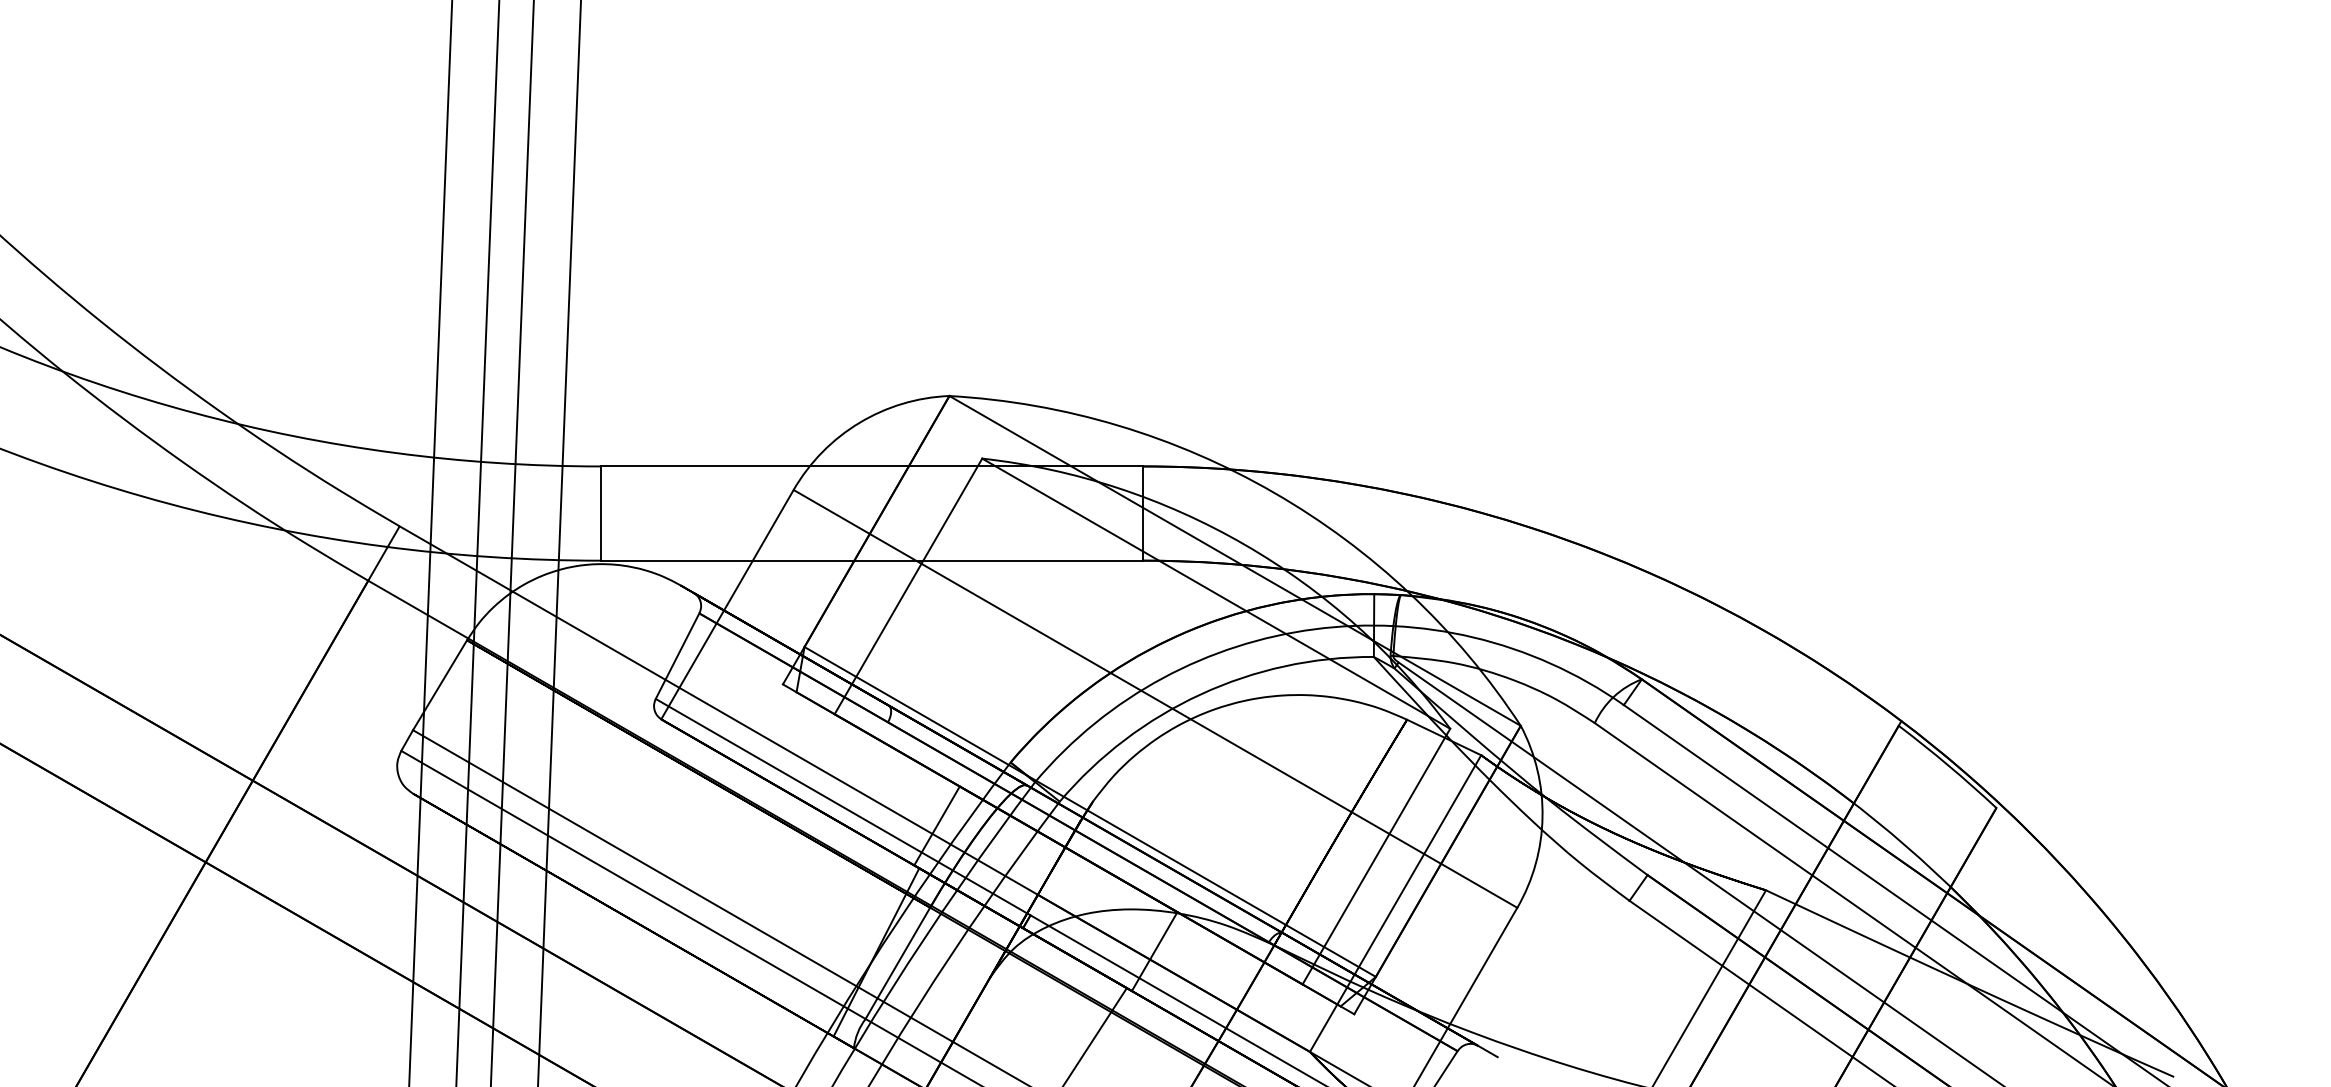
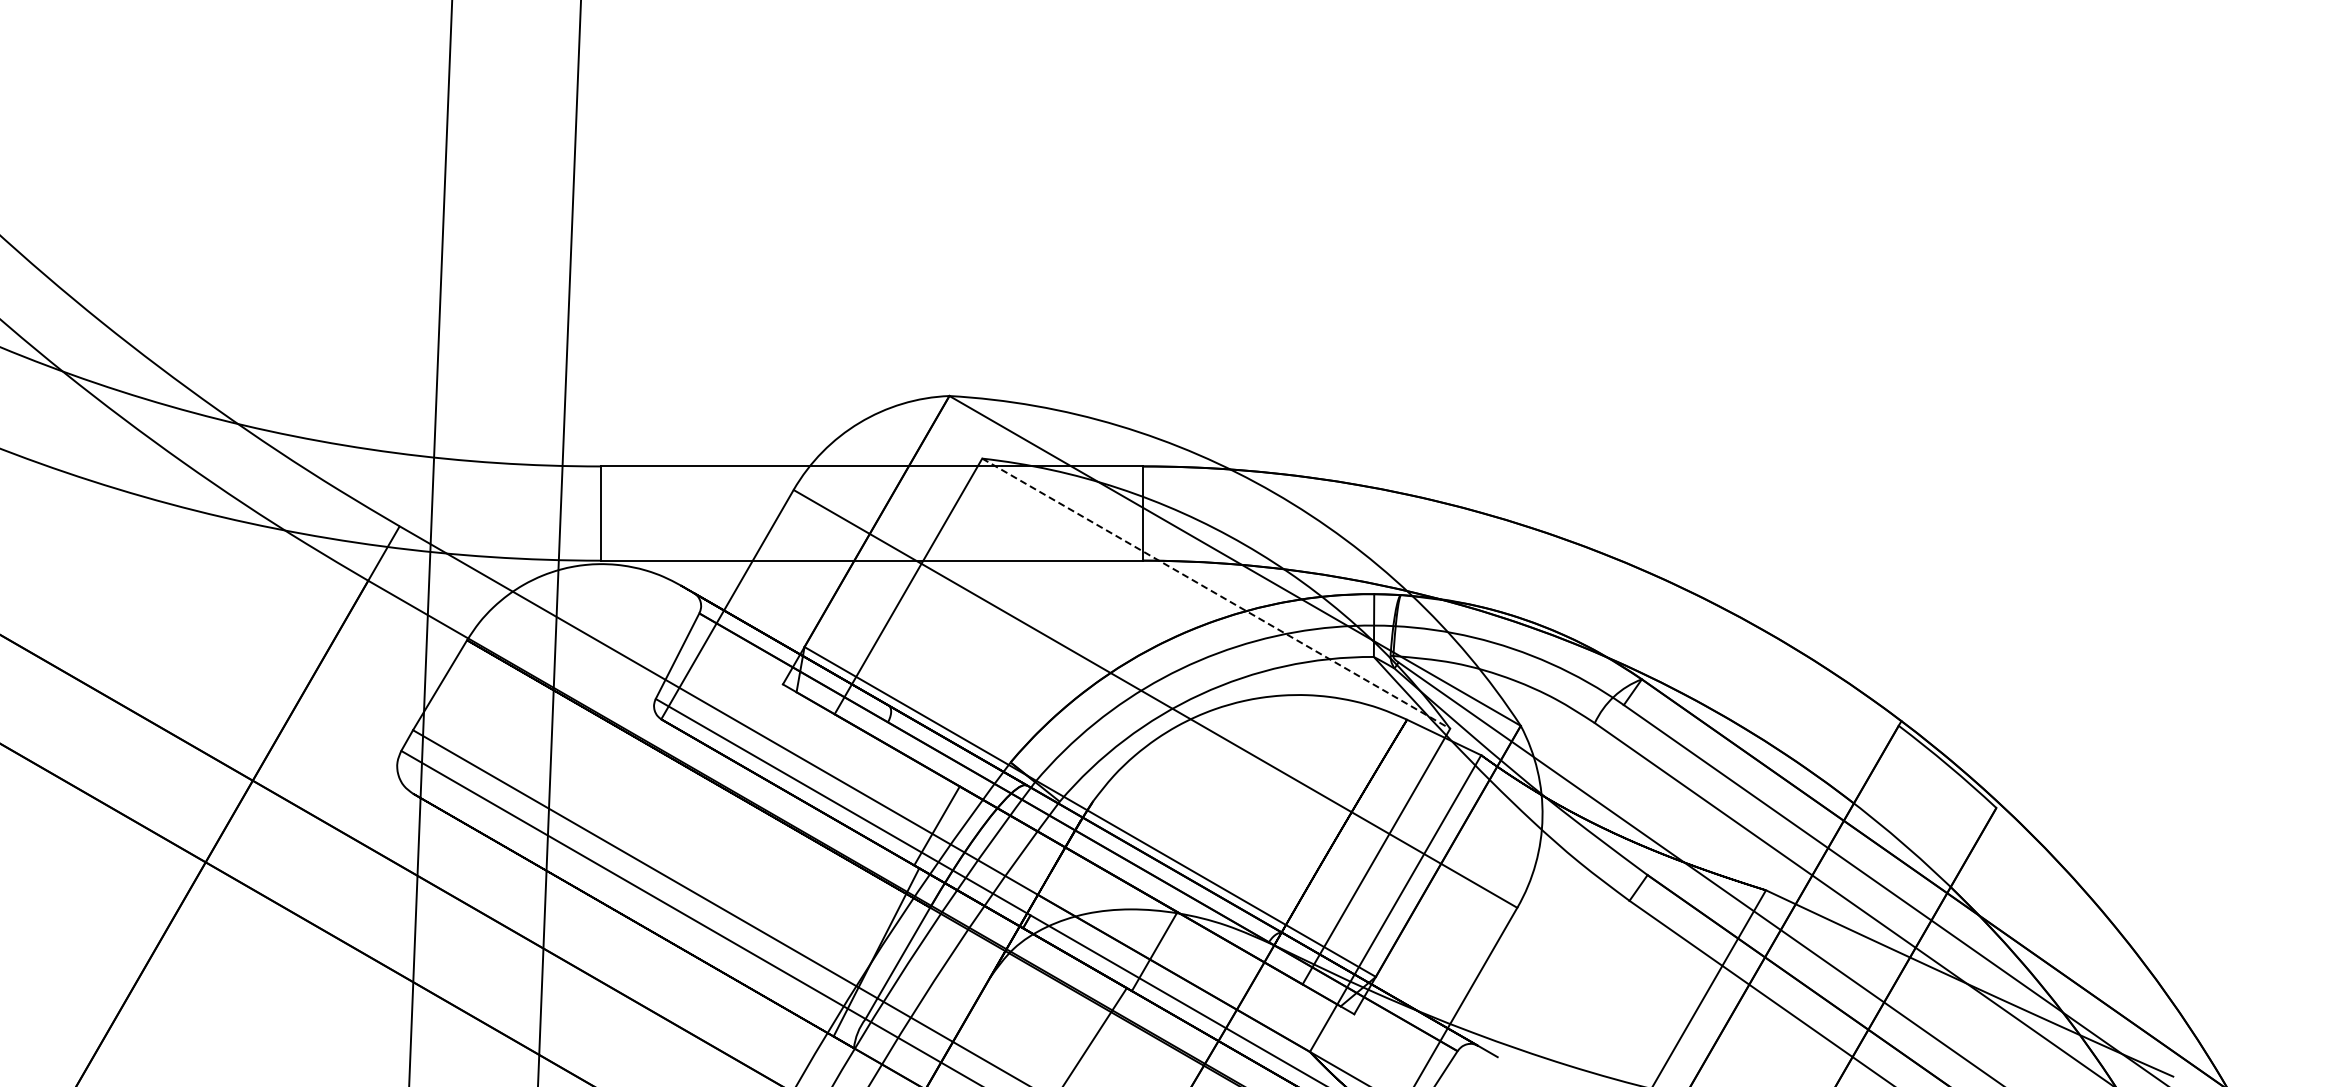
line: present -> none (477, 542)
line: present -> none (512, 542)
line: solid -> dashed (1216, 593)
